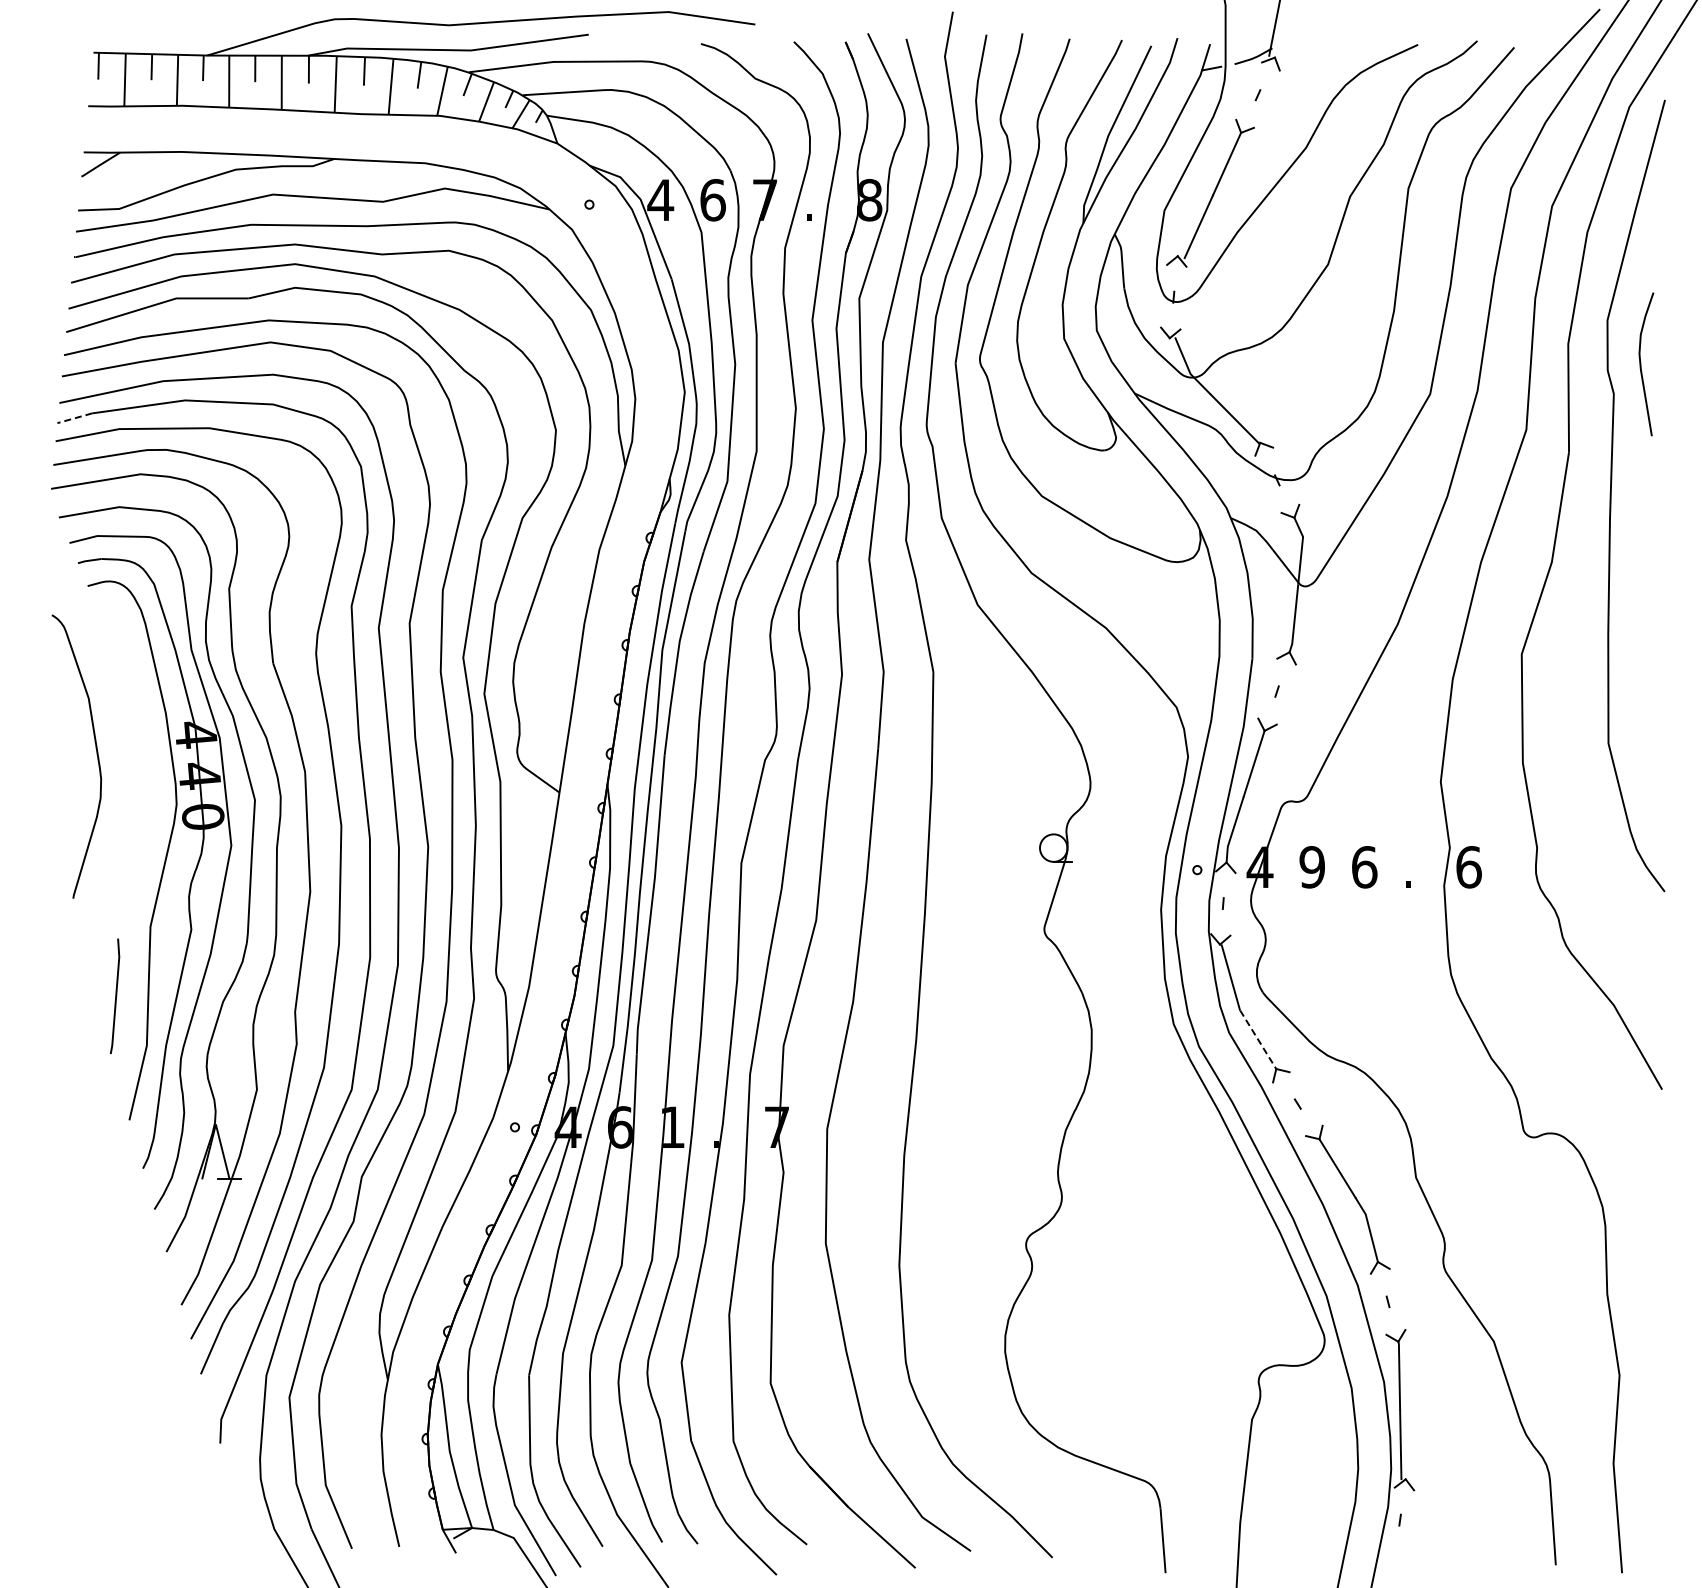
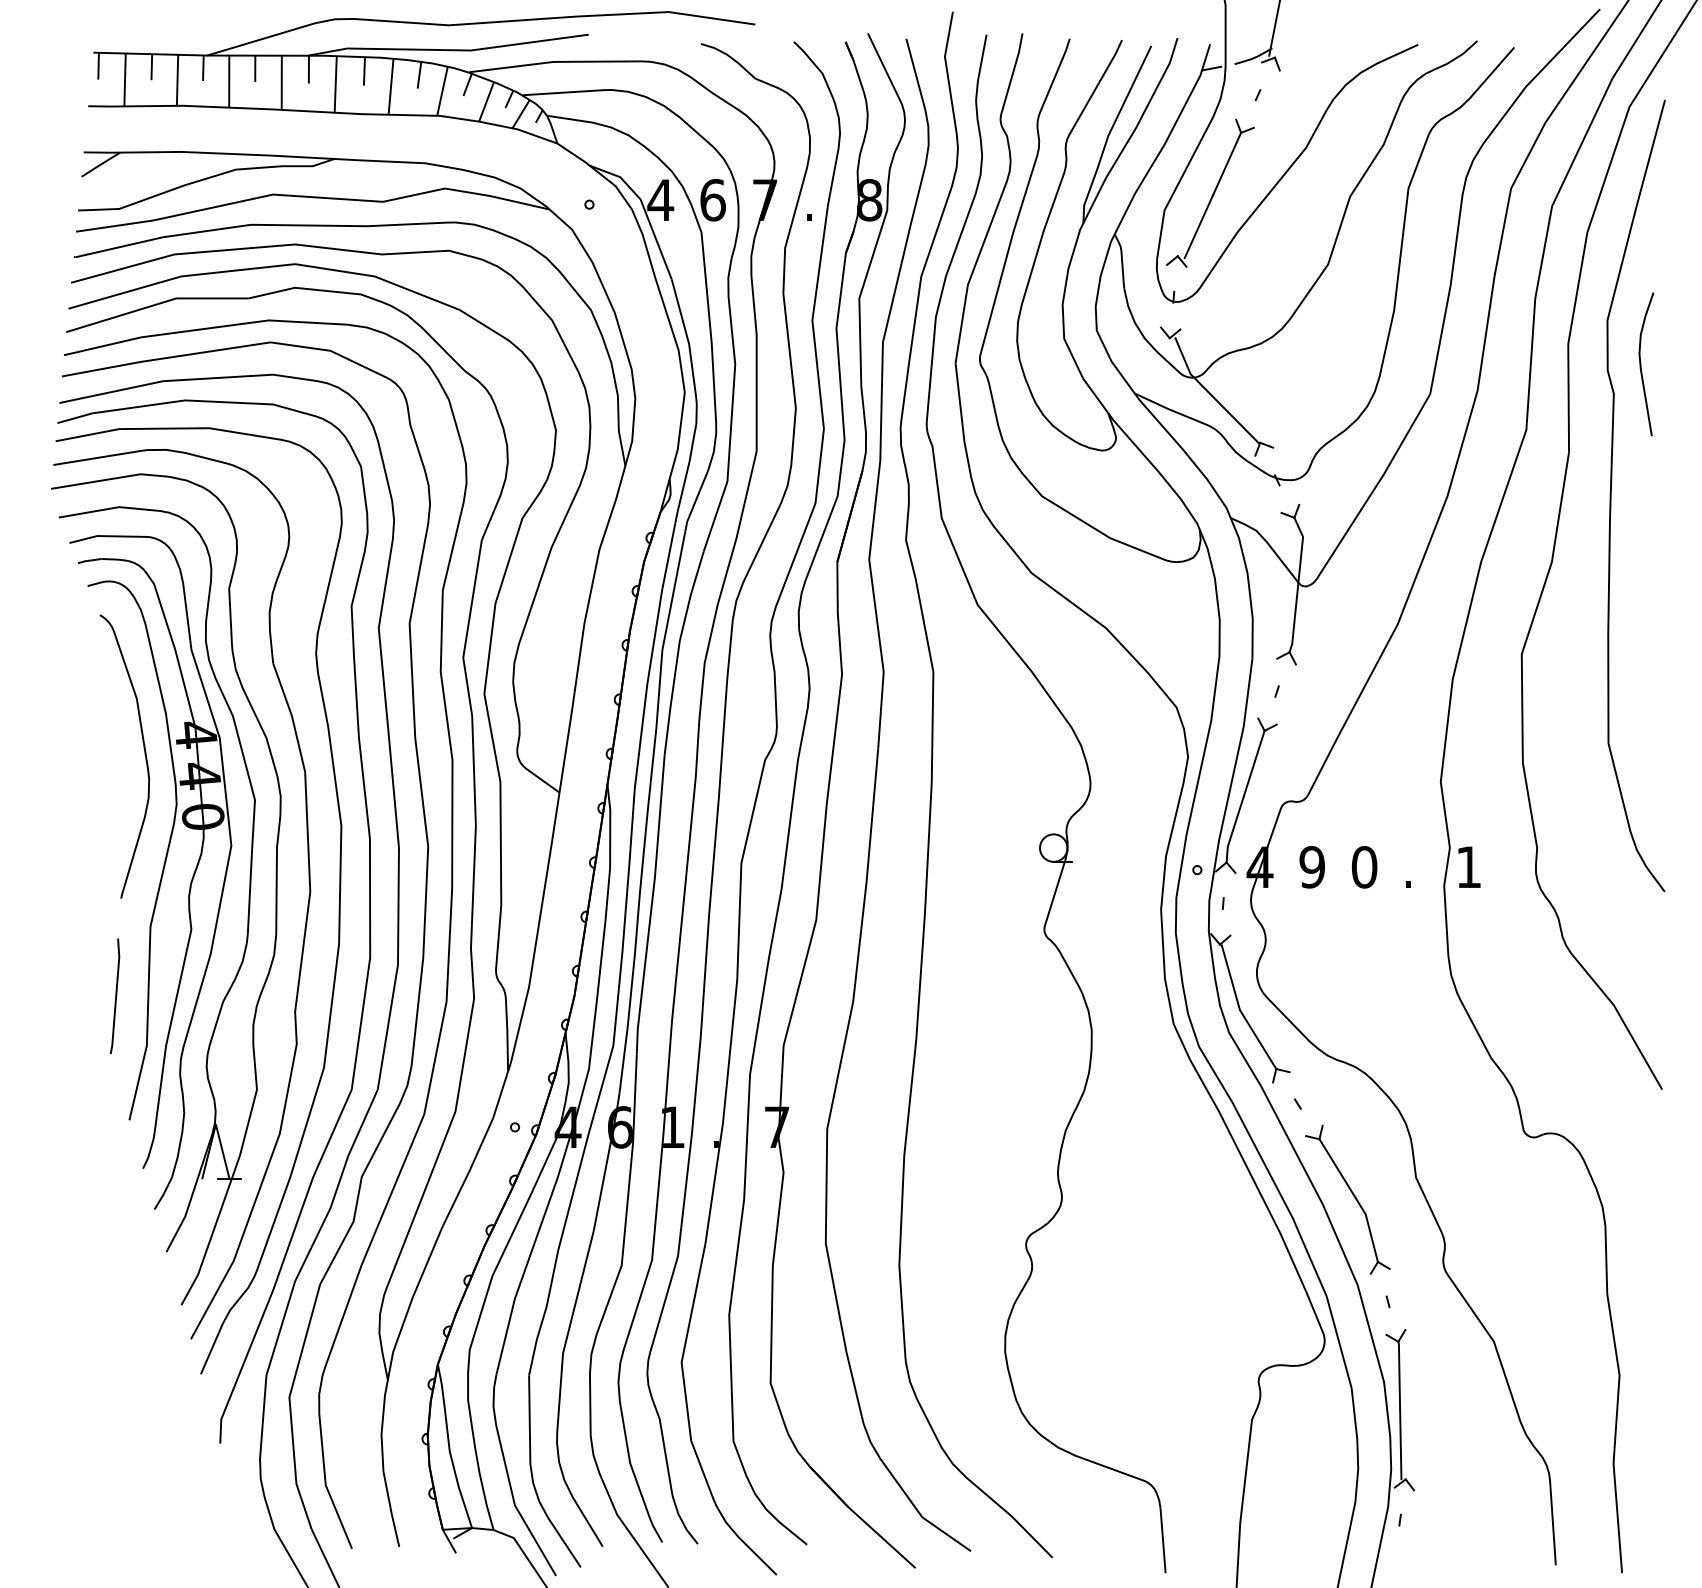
line: dashed -> solid (74, 418)
curve position: (96, 754) -> (144, 754) (144, 754)
text: 6 -> 0 (1364, 867)
text: 6 -> 1 (1468, 867)
line: dashed -> solid (1258, 1040)
